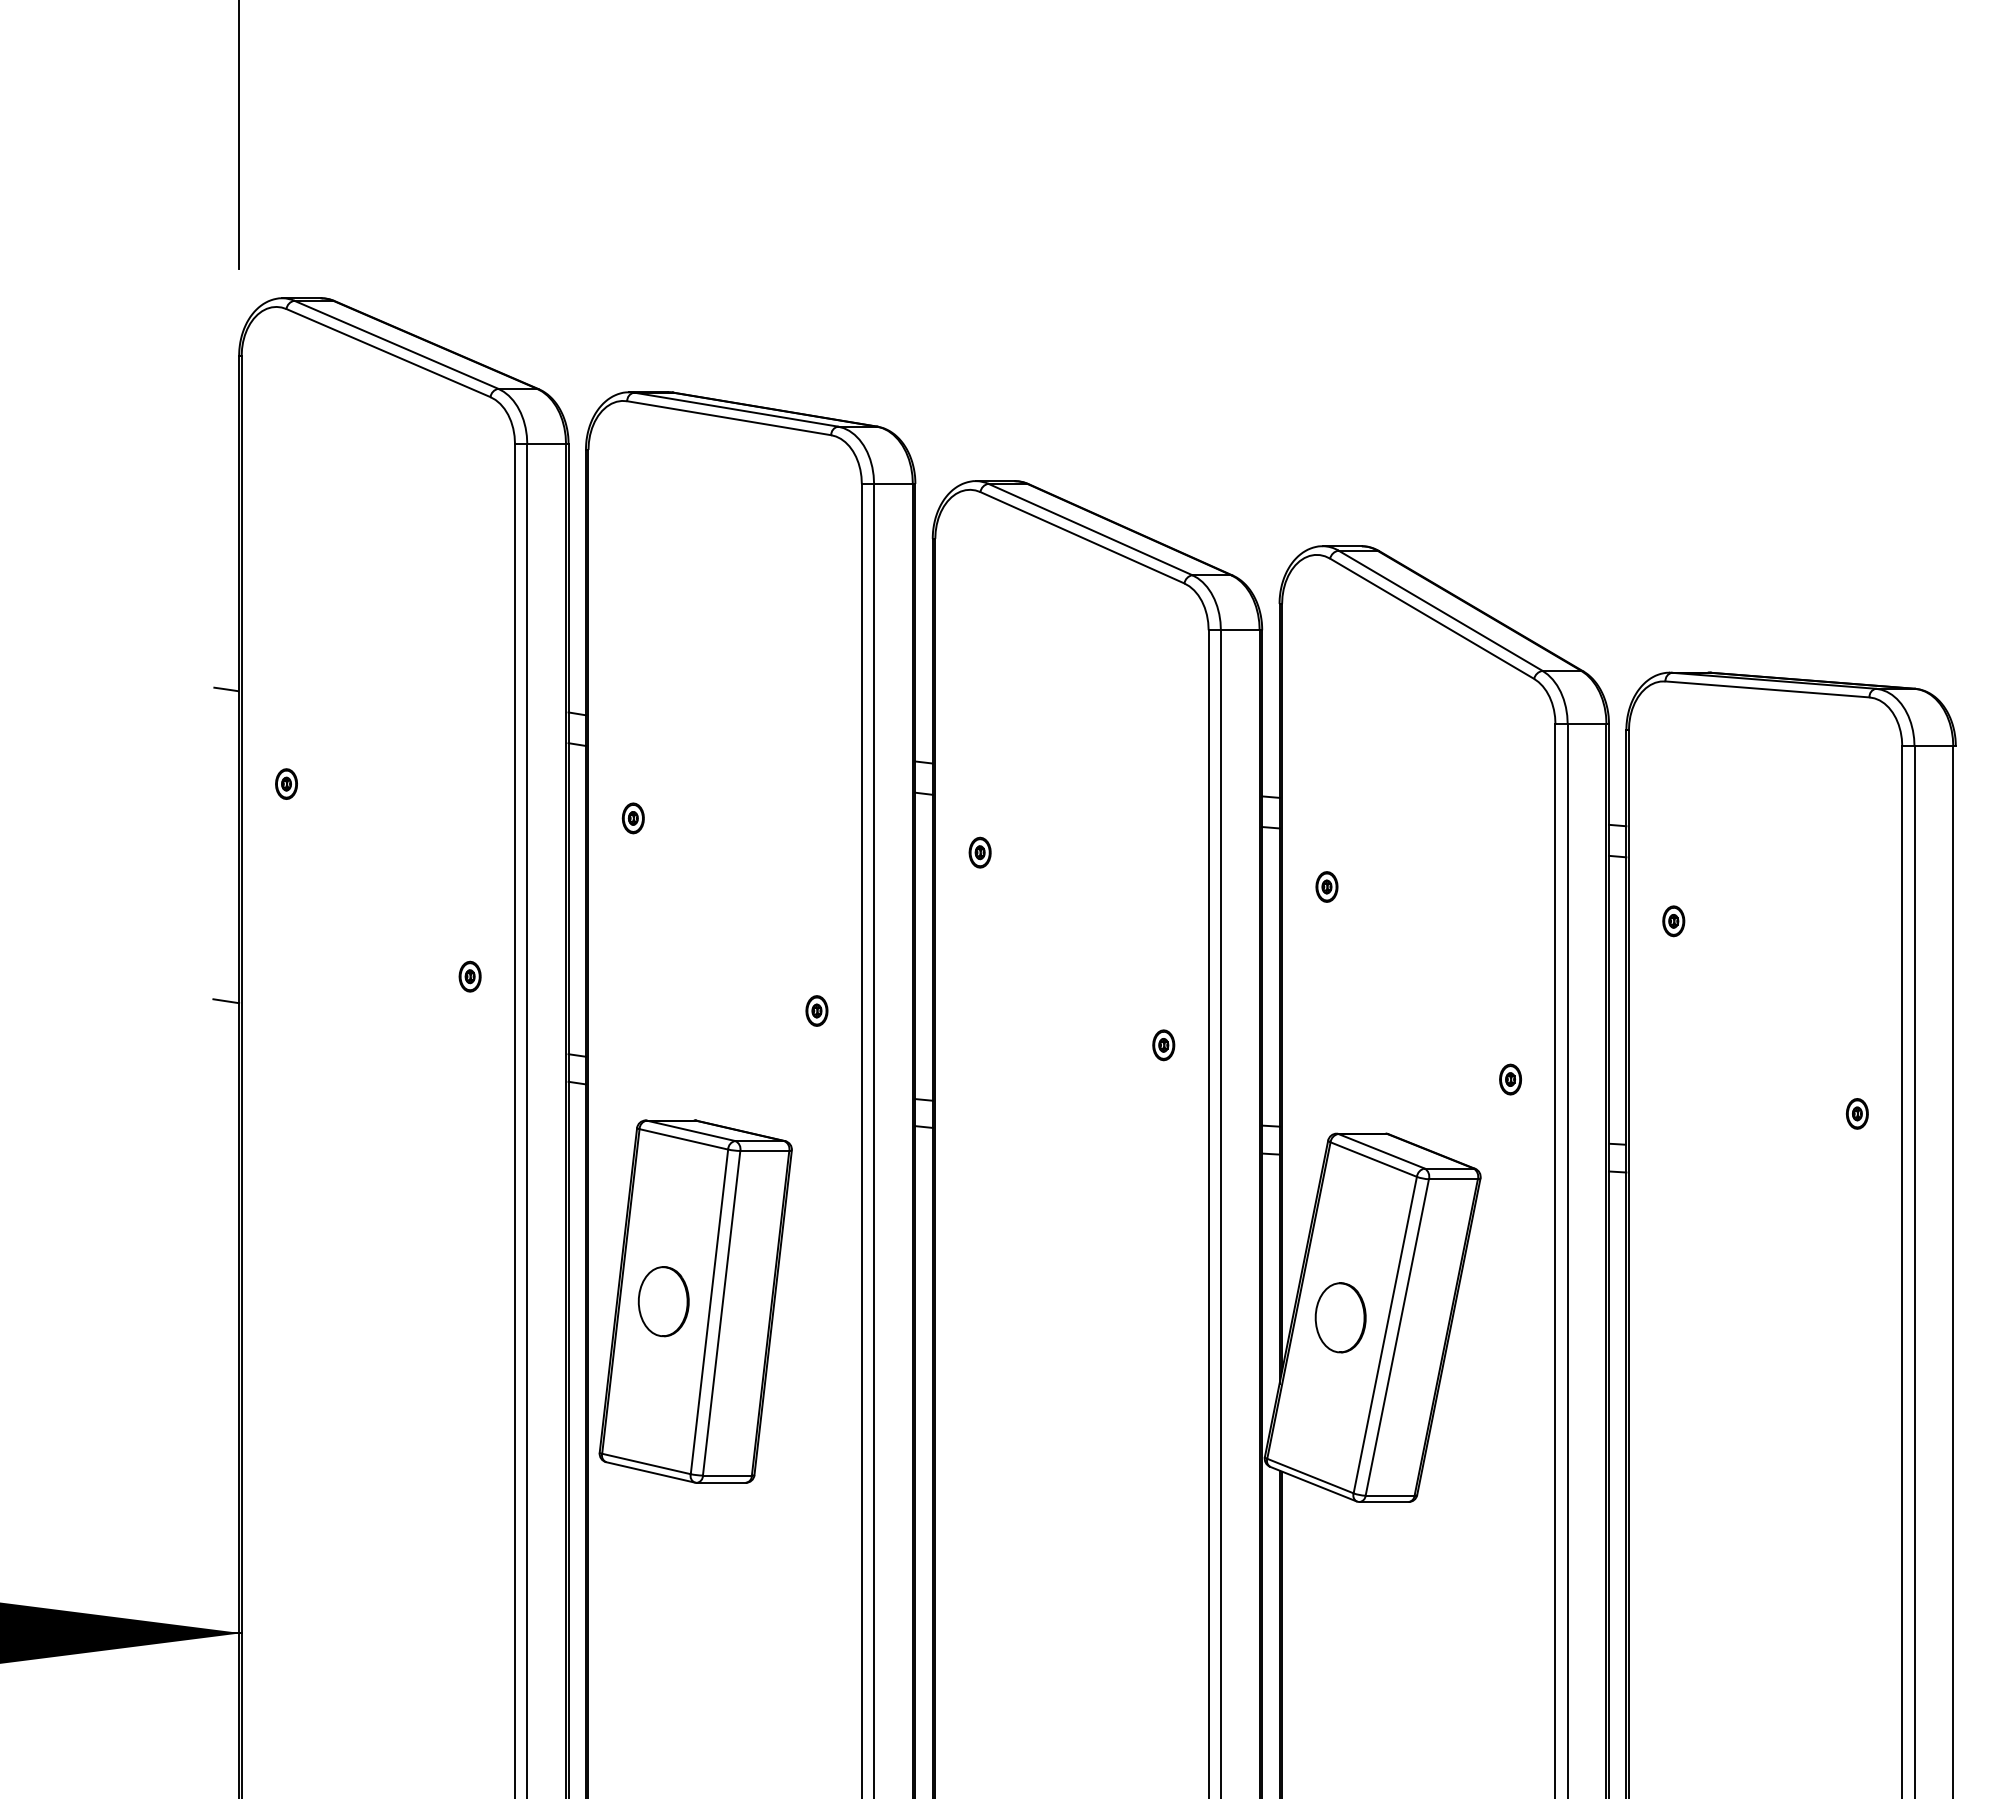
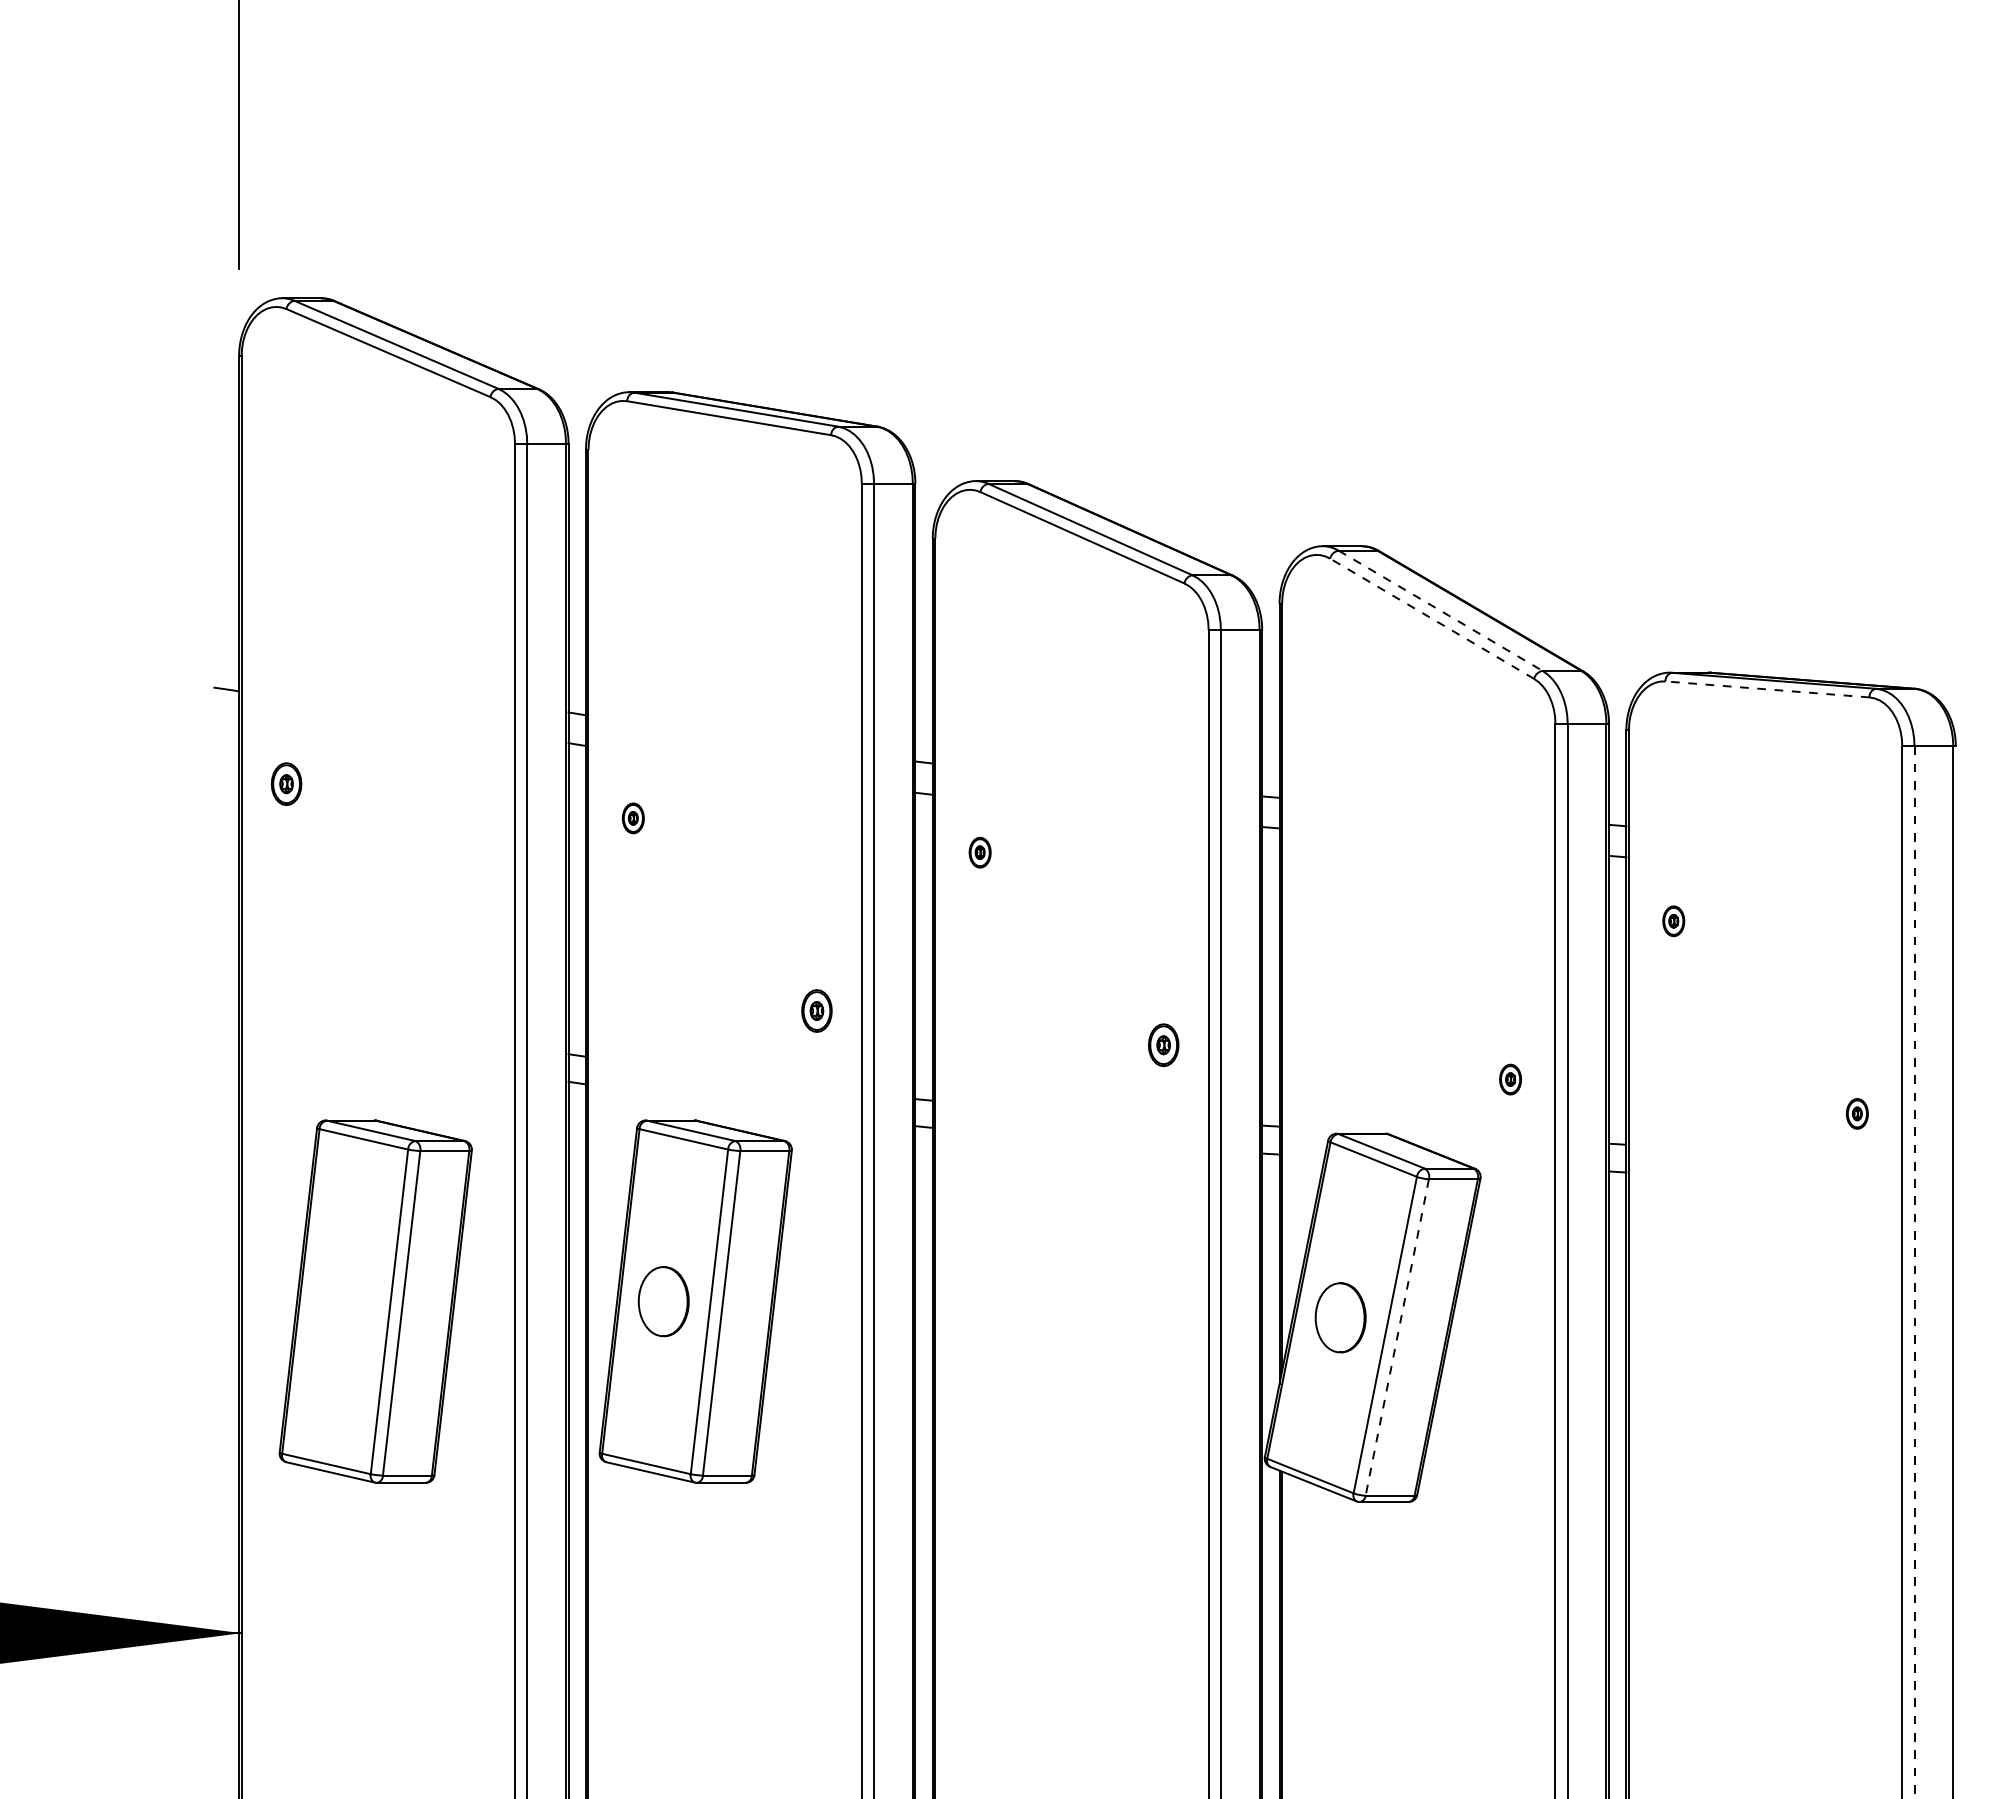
line: solid -> dashed (1441, 611)
line: solid -> dashed (1431, 618)
line: solid -> dashed (1767, 689)
part size: 23x32 px -> 33x44 px (286, 783)
part: present -> none (1326, 886)
part: present -> none (469, 976)
line: present -> none (226, 1001)
part size: 24x32 px -> 32x44 px (816, 1010)
part size: 24x33 px -> 32x45 px (1163, 1045)
line: solid -> dashed (1914, 1273)
part: none -> present (375, 1301)
line: solid -> dashed (1397, 1337)
